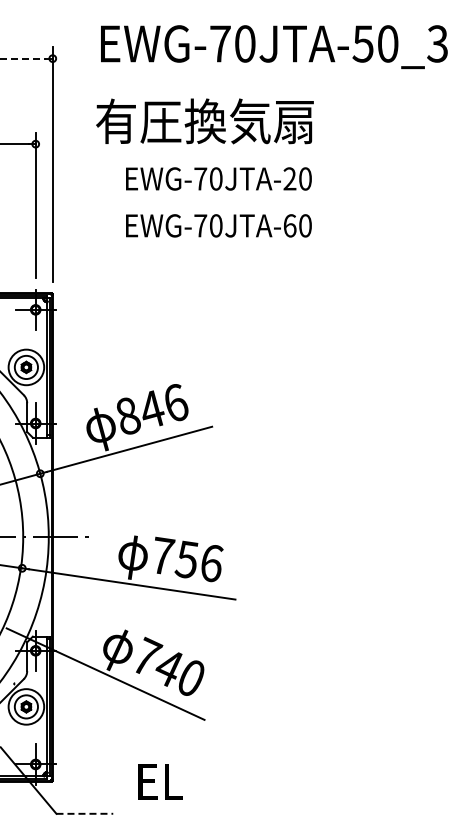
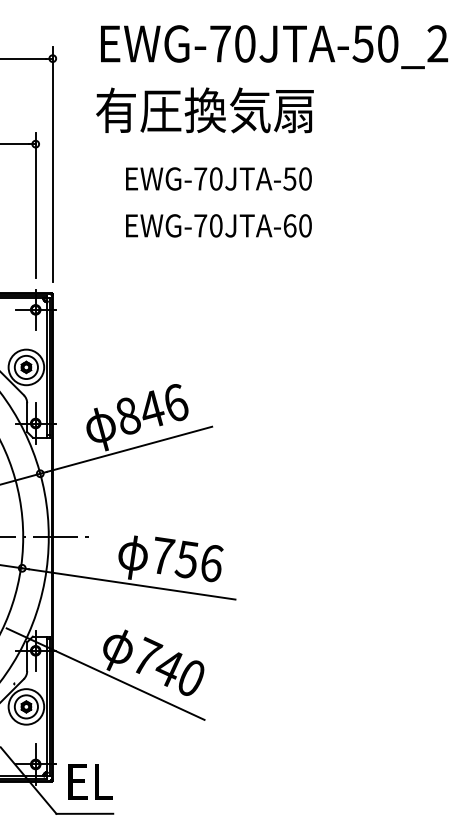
text: EWG-70JTA-50_3 -> EWG-70JTA-50_2 (437, 44)
line: dashed -> solid (23, 58)
text position: (204, 121) -> (204, 110) (204, 110)
text: EWG-70JTA-20 -> EWG-70JTA-50 (289, 178)
text position: (160, 781) -> (90, 781) (90, 781)
line: dashed -> solid (85, 813)
